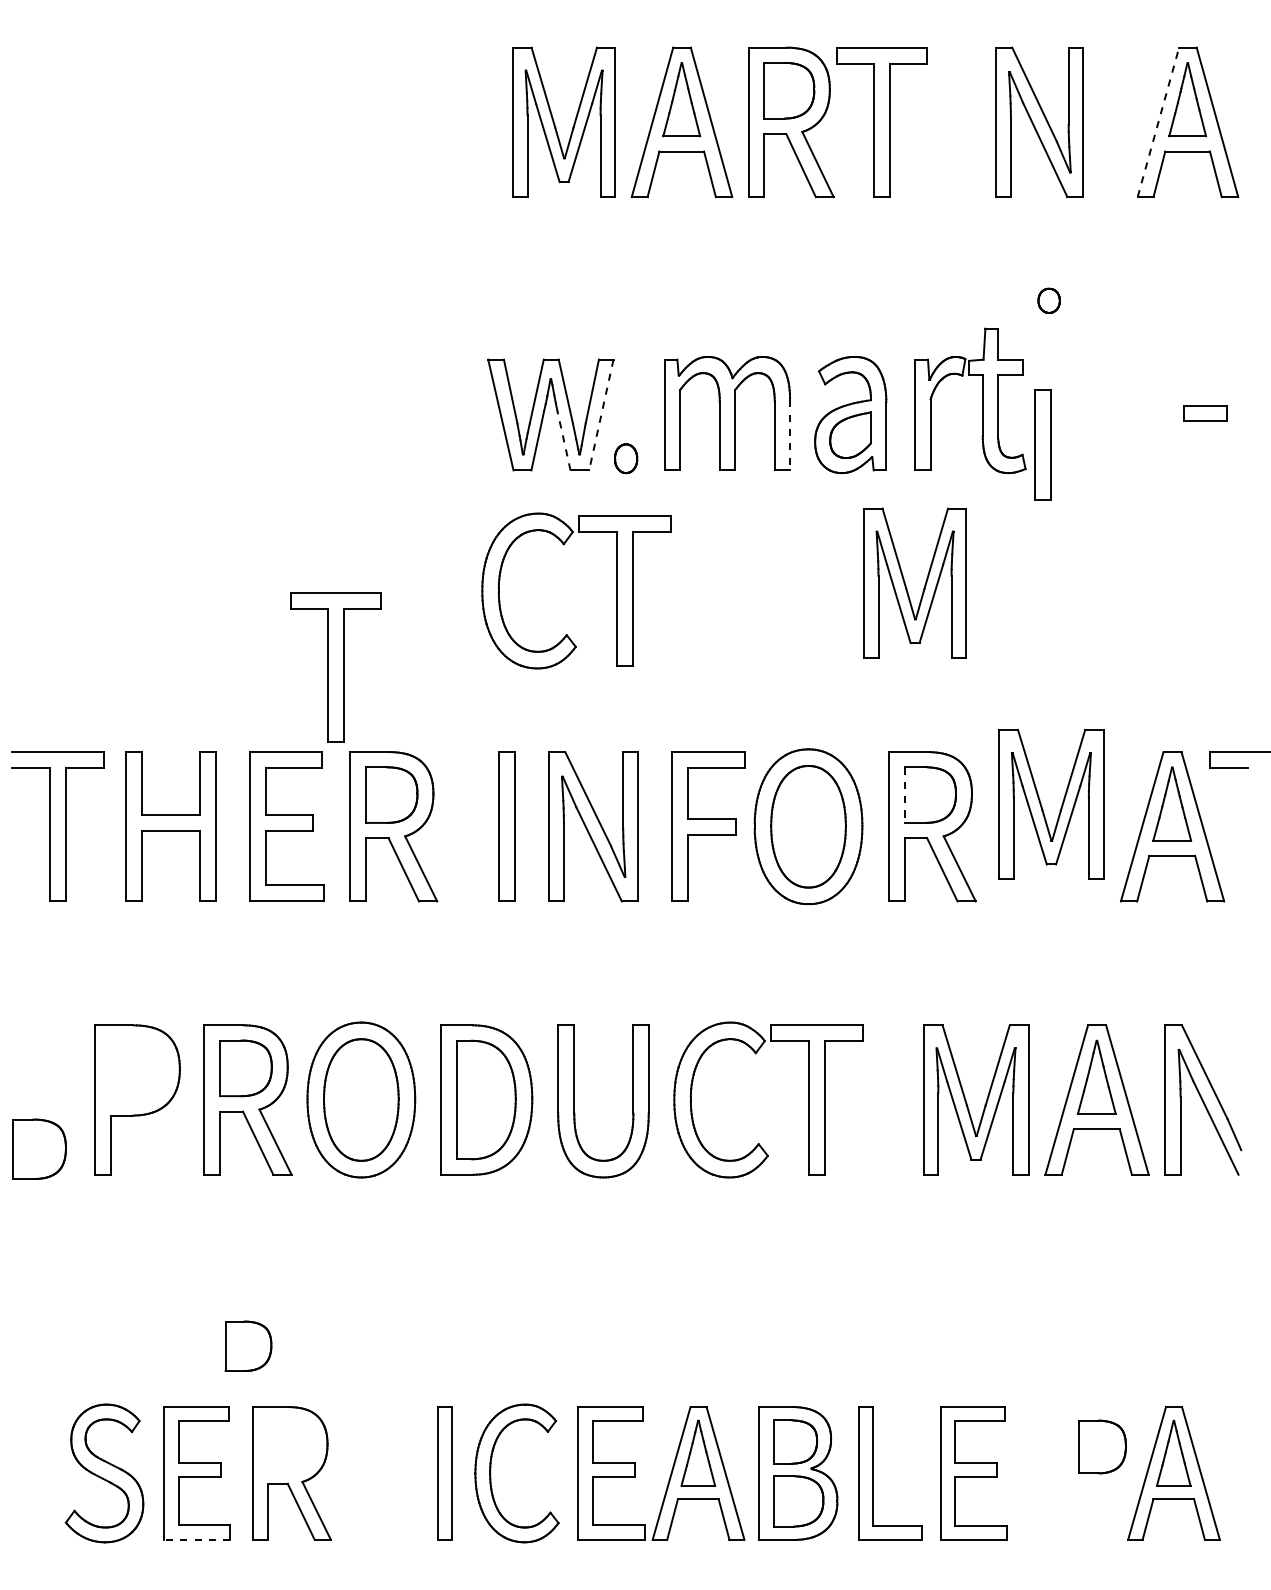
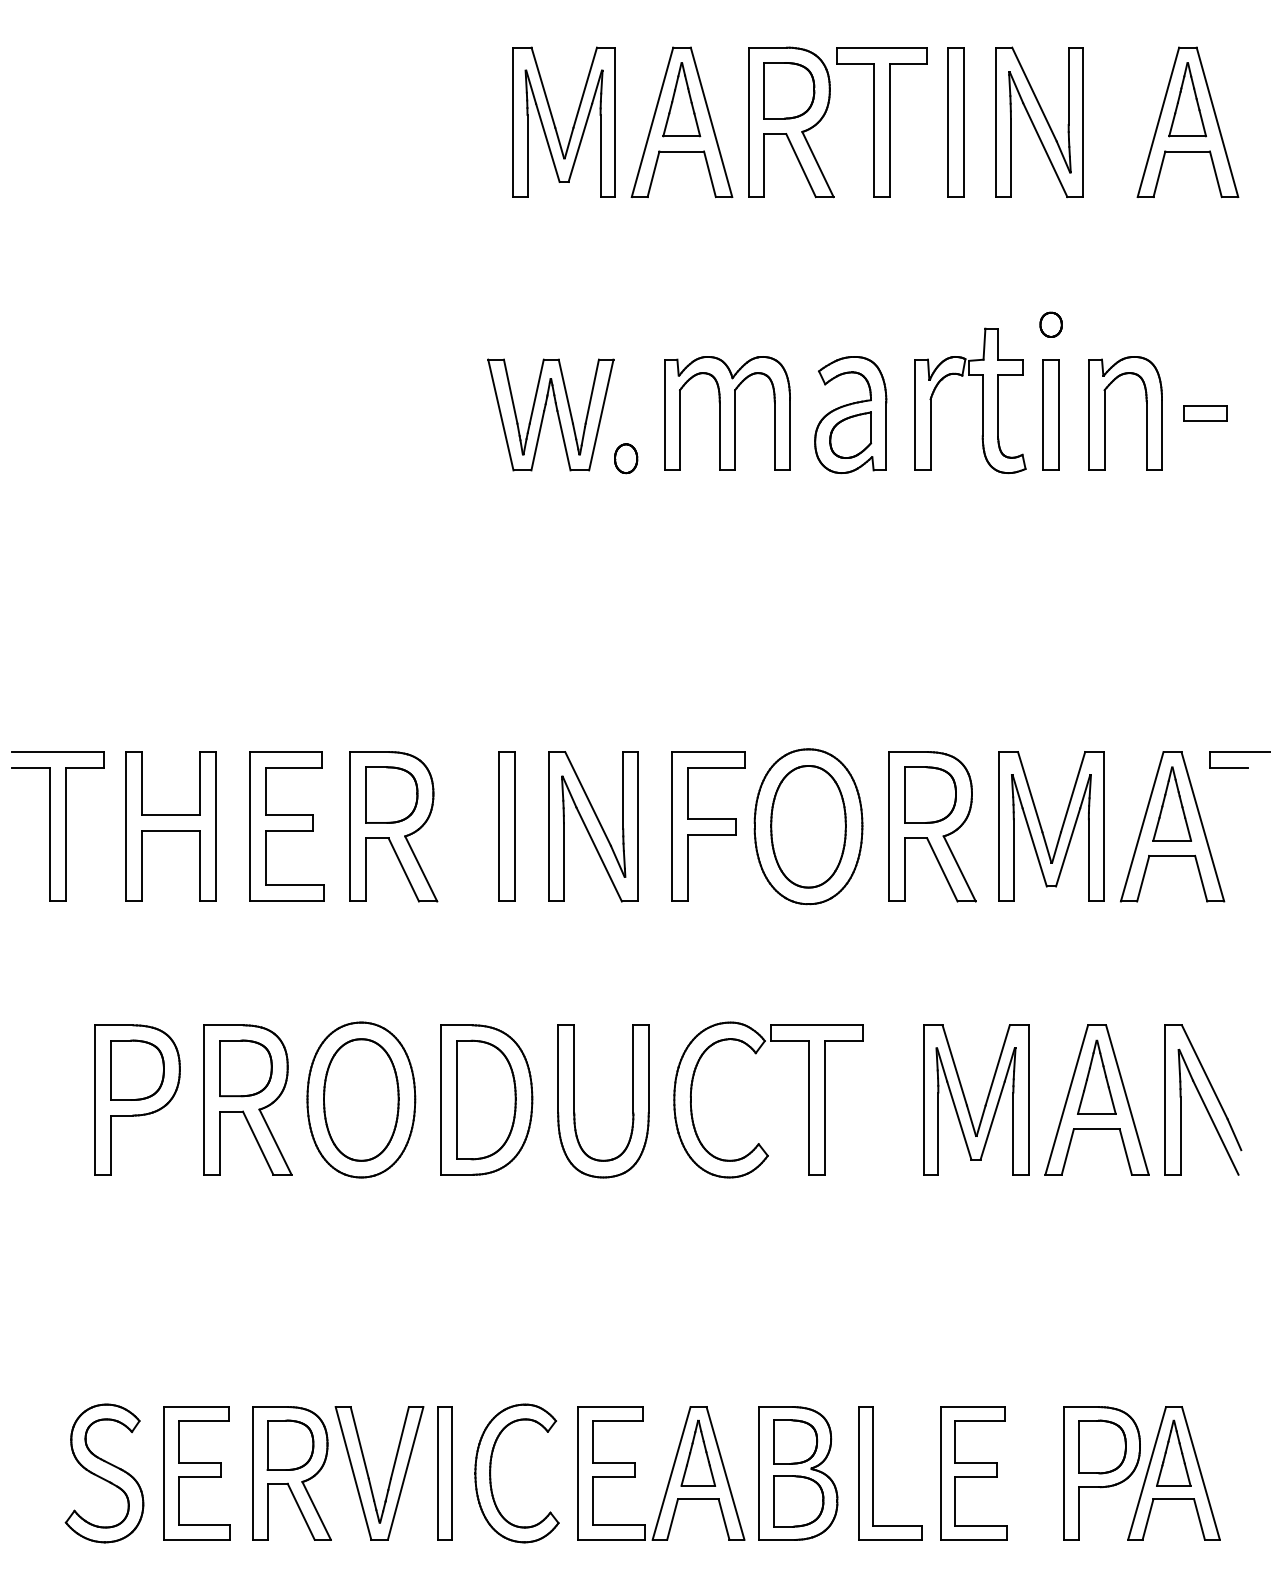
part: none -> present (955, 122)
line: dashed -> solid (1158, 122)
part position: (1048, 300) -> (1050, 324) (1050, 324)
part: none -> present (1105, 413)
line: dashed -> solid (601, 415)
line: dashed -> solid (790, 435)
line: dashed -> solid (563, 440)
part position: (1042, 444) -> (1050, 414) (1050, 414)
part: present -> none (906, 585)
part: present -> none (616, 590)
part: present -> none (335, 667)
line: dashed -> solid (904, 795)
part position: (1042, 806) -> (1042, 828) (1042, 828)
part position: (39, 1148) -> (137, 1069) (137, 1069)
part position: (248, 1345) -> (290, 1444) (290, 1444)
part: none -> present (1101, 1473)
part: none -> present (369, 1476)
line: dashed -> solid (196, 1539)
